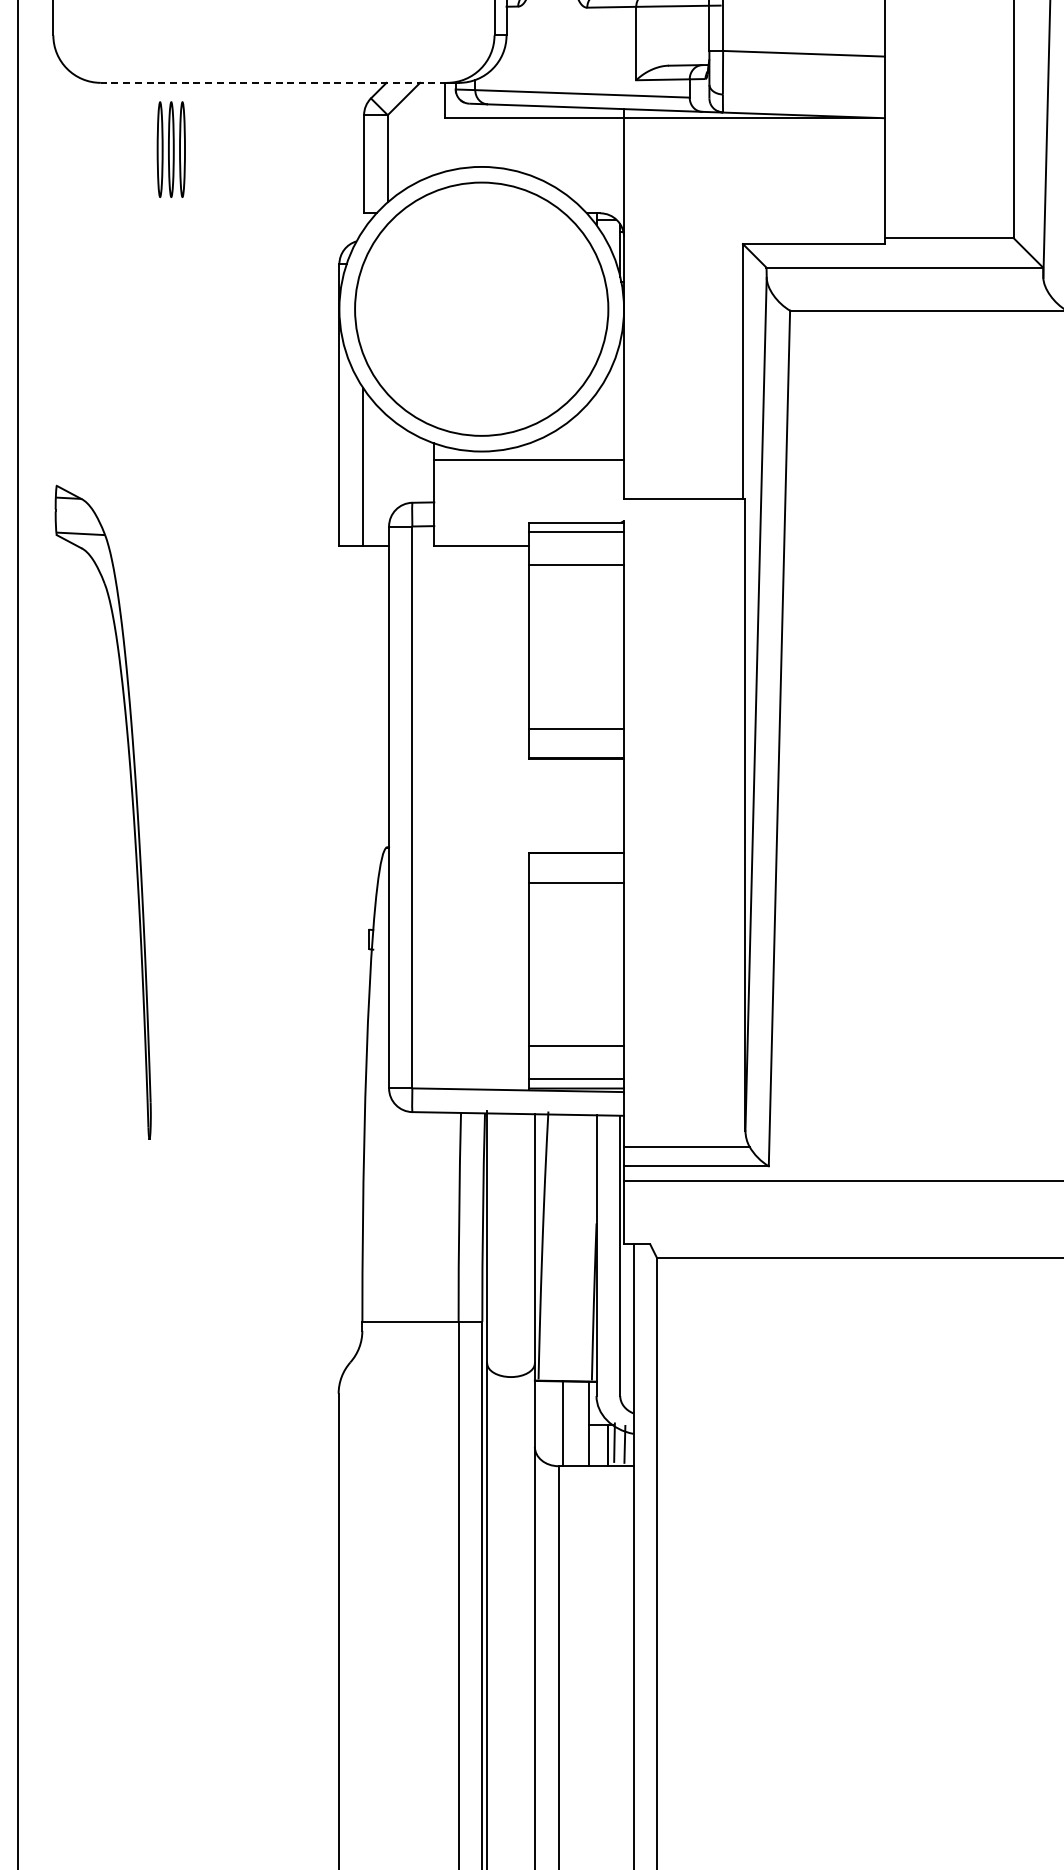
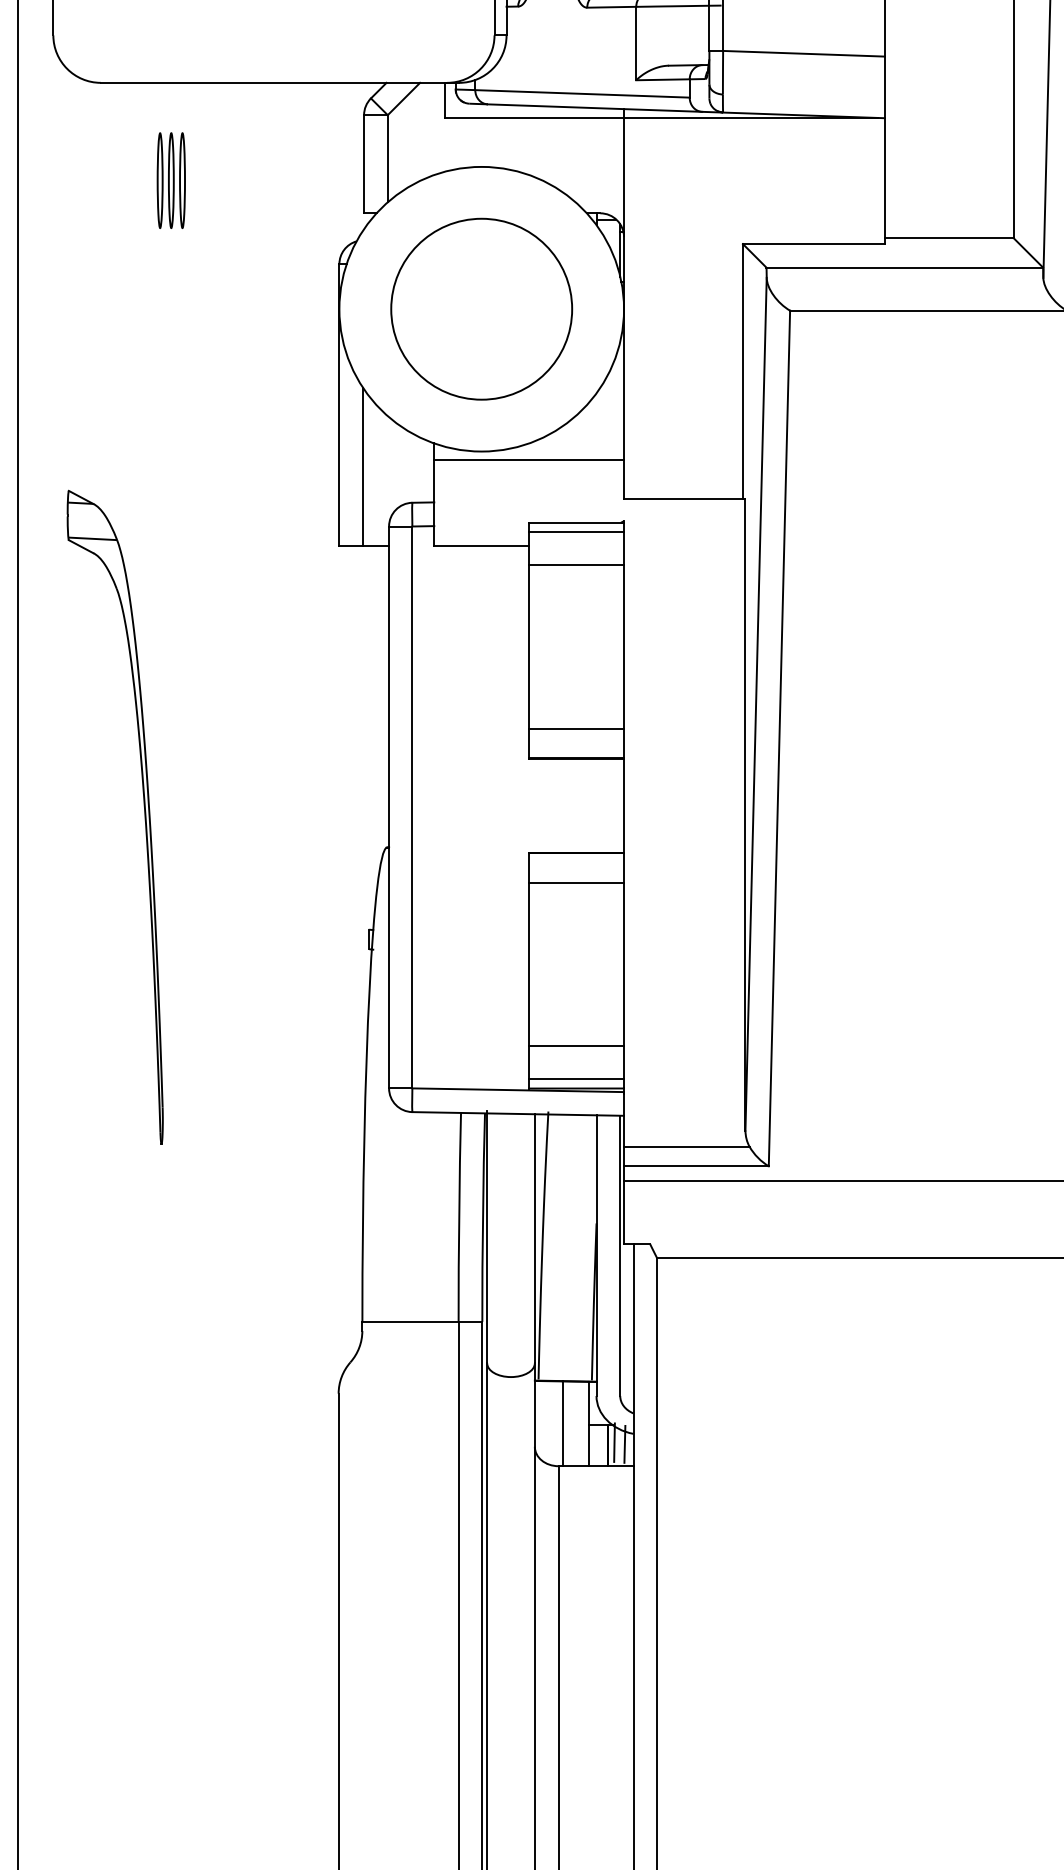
line: dashed -> solid (273, 82)
part position: (170, 149) -> (170, 180) (170, 180)
circle diameter: 253 px -> 181 px (481, 308)
part position: (132, 811) -> (144, 816) (144, 816)
